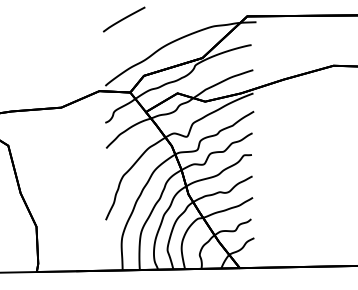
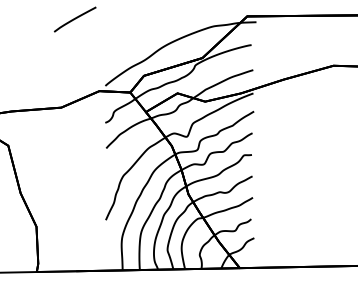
curve position: (123, 19) -> (74, 19) (74, 19)
